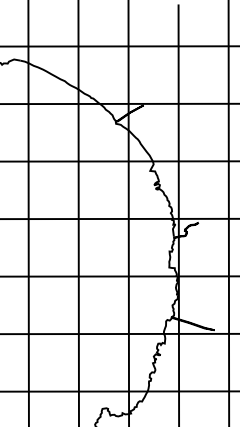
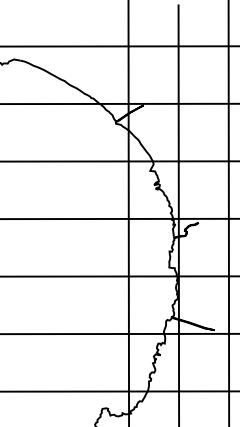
line: present -> none (28, 212)
line: present -> none (78, 212)
